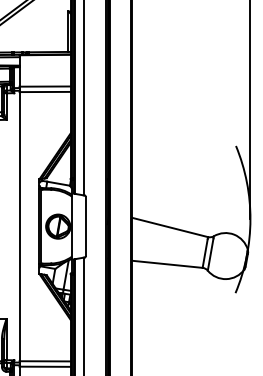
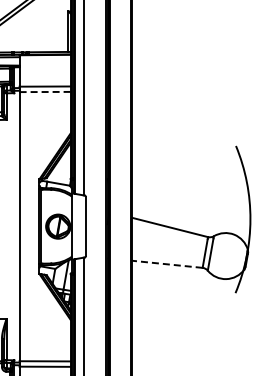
line: solid -> dashed (45, 92)
line: present -> none (250, 110)
line: solid -> dashed (166, 264)
